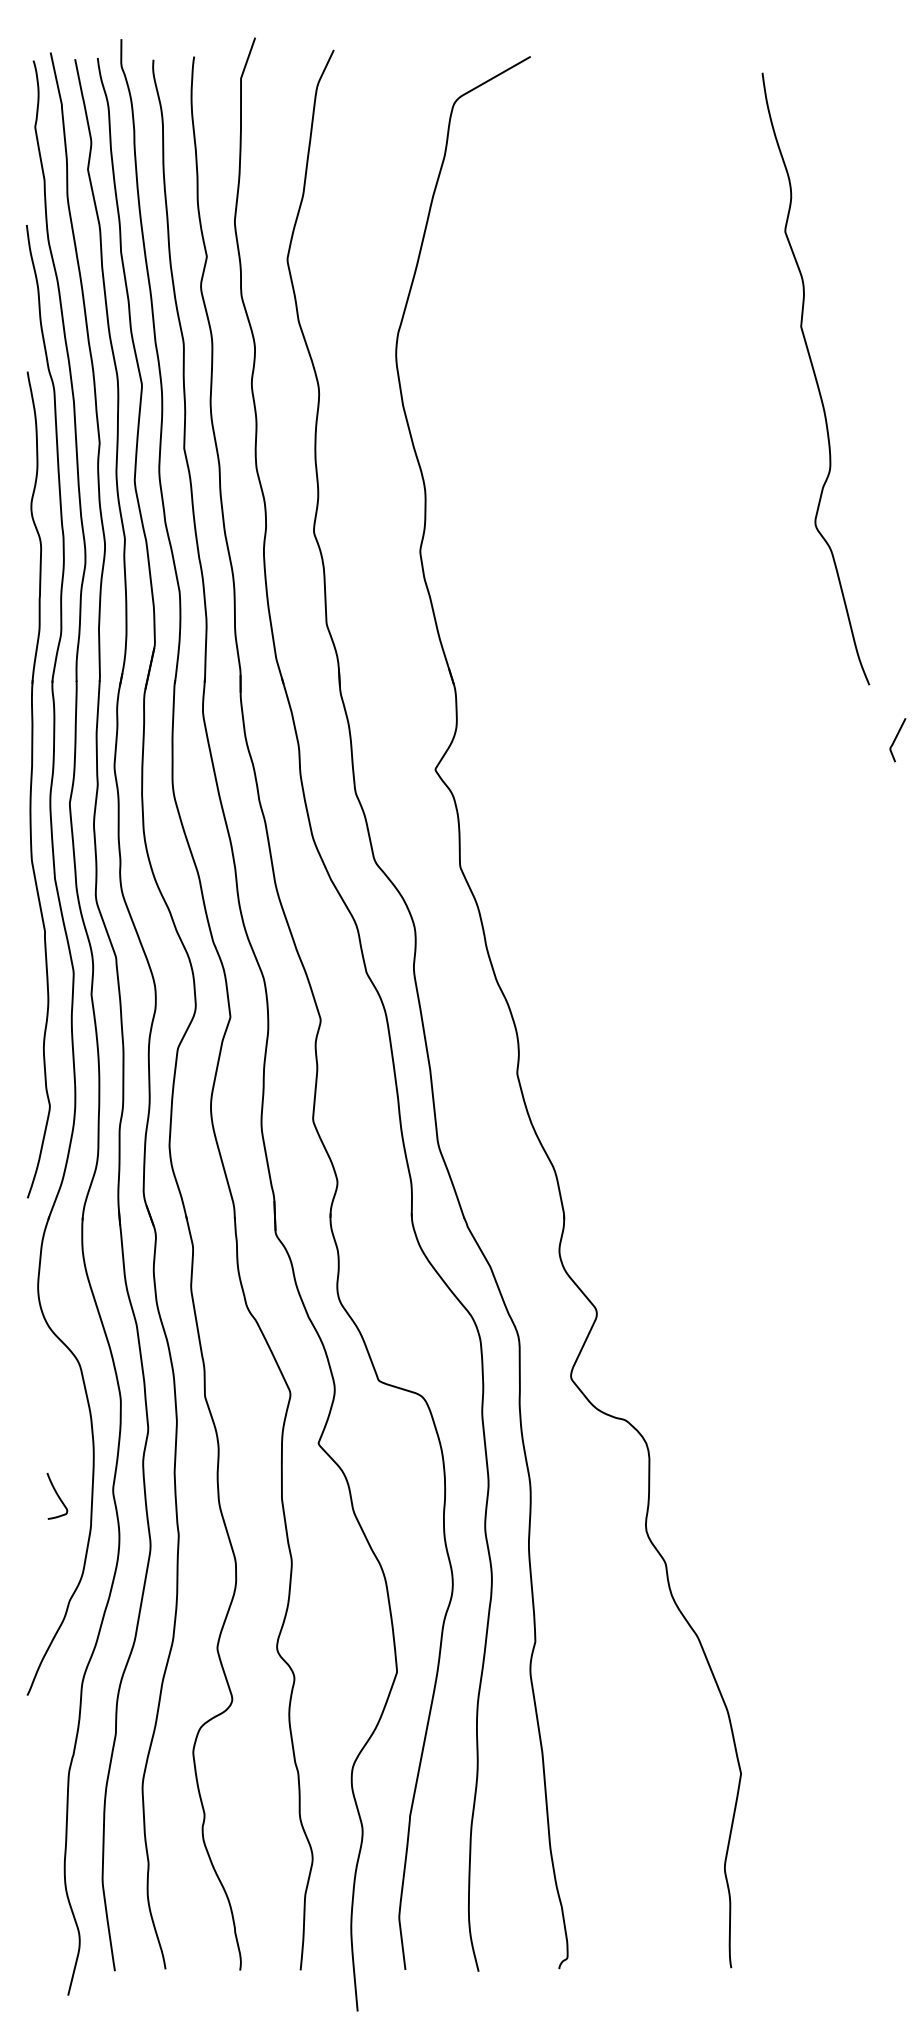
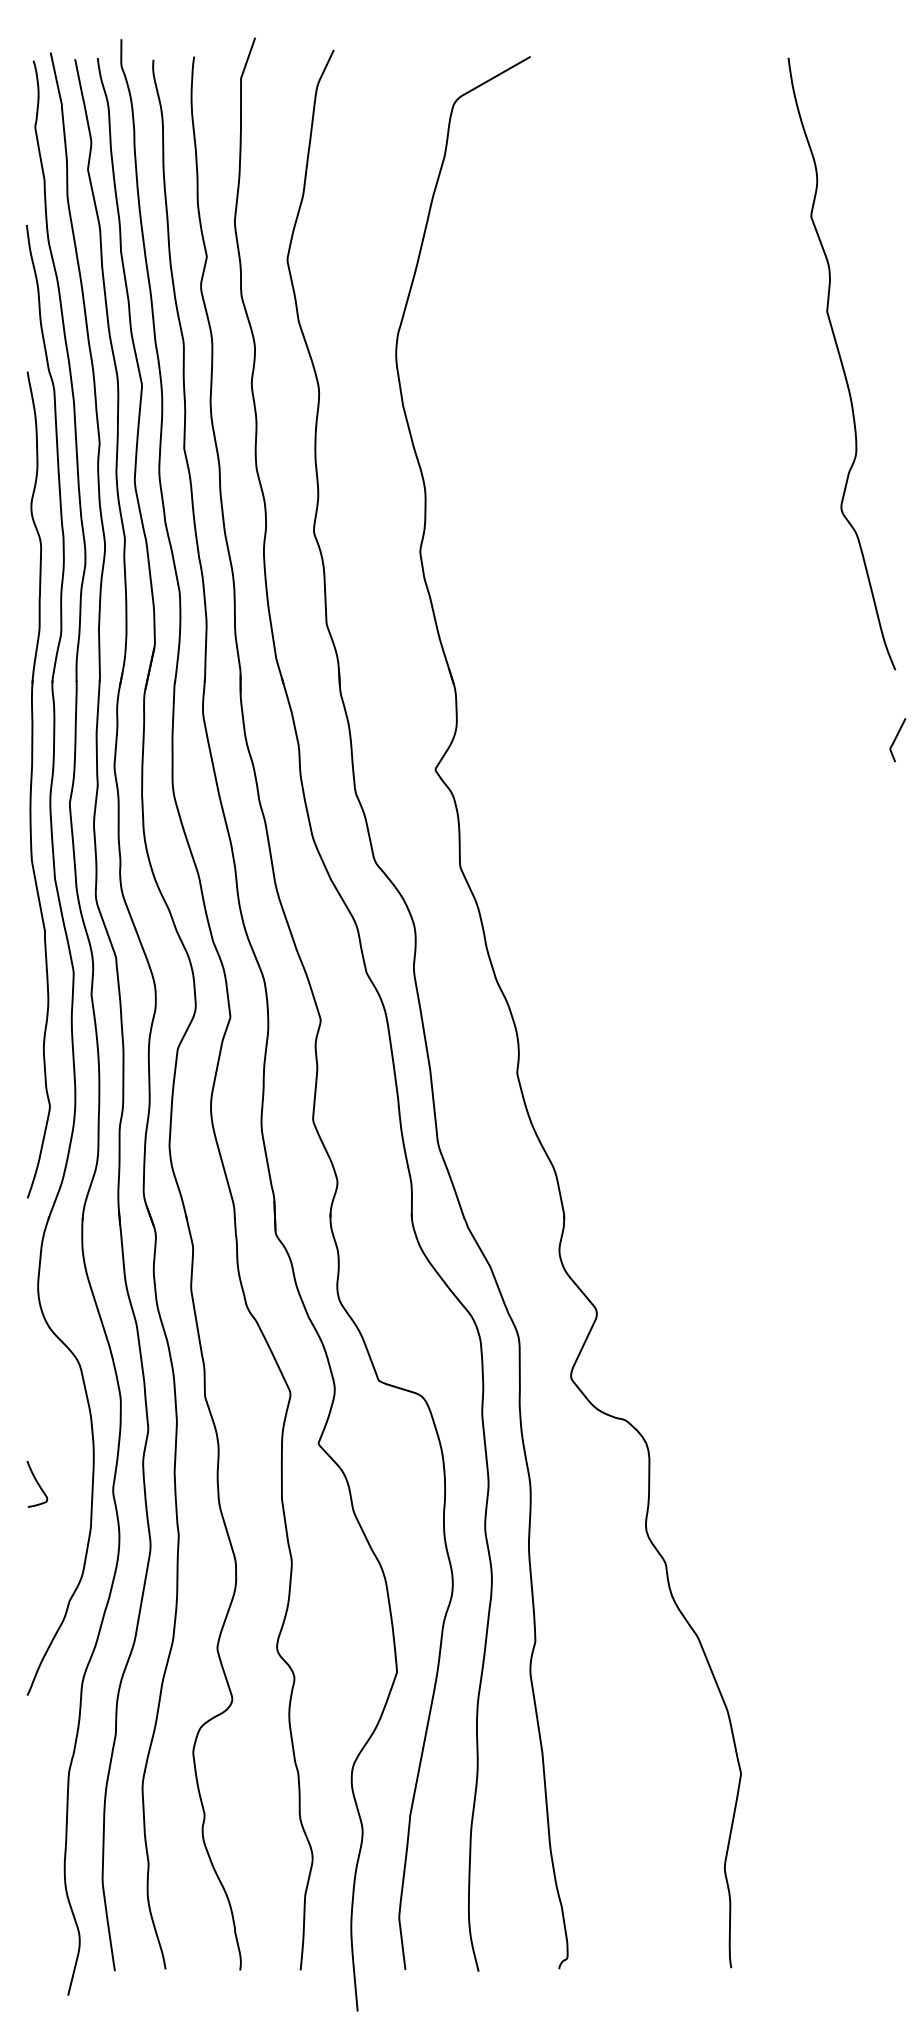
curve position: (815, 378) -> (841, 363) (841, 363)
curve position: (57, 1496) -> (37, 1484) (37, 1484)
